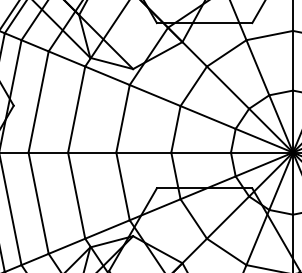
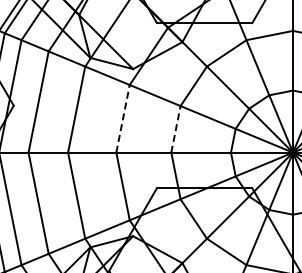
line: solid -> dashed (123, 118)
line: solid -> dashed (175, 129)
